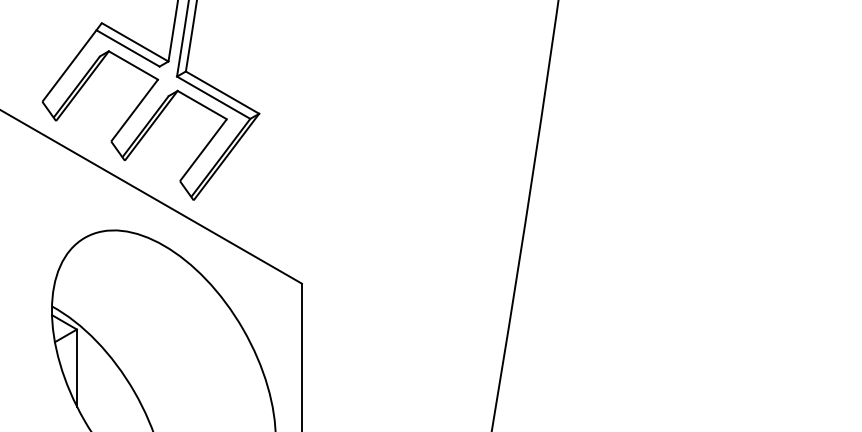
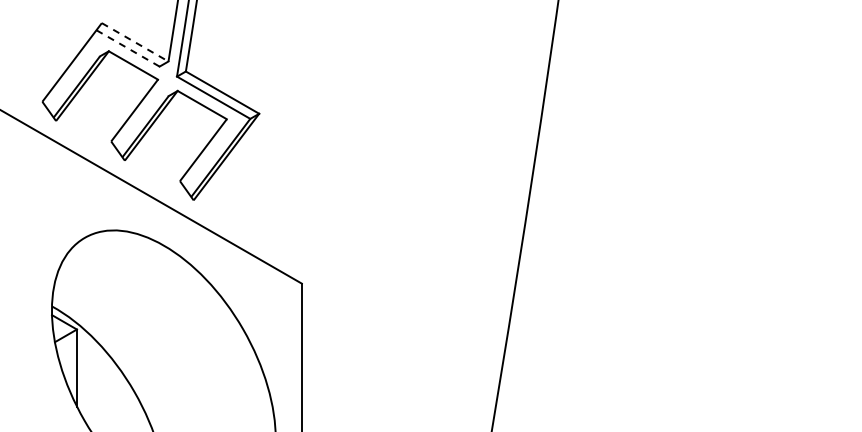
line: solid -> dashed (135, 42)
line: solid -> dashed (128, 48)
